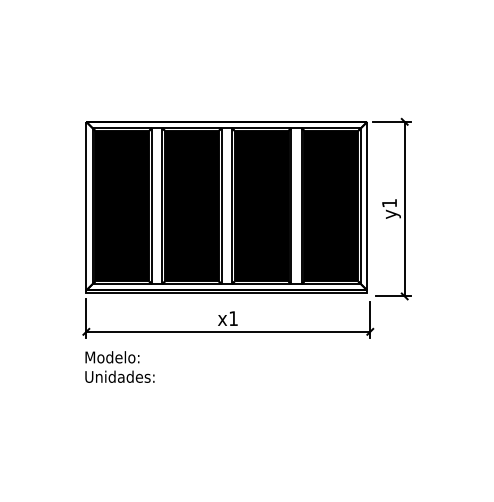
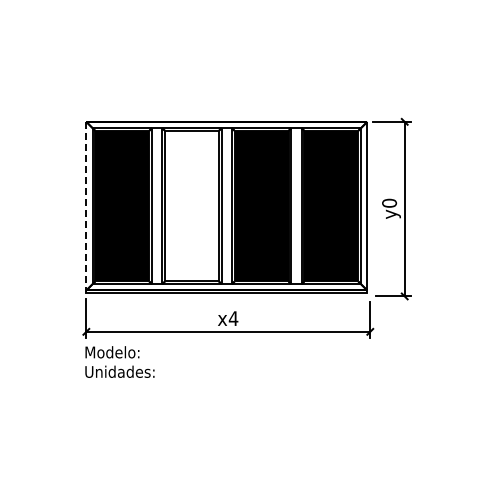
text: y1 -> y0 (389, 202)
fill: present -> none (191, 205)
line: solid -> dashed (86, 206)
text: x1 -> x4 (233, 318)
text position: (119, 366) -> (119, 361) (119, 361)
